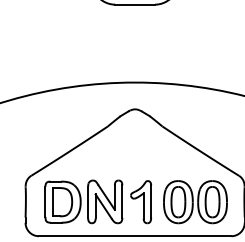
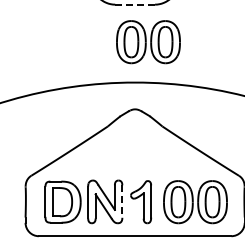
line: solid -> dashed (135, 4)
part: none -> present (148, 42)
line: solid -> dashed (122, 202)
